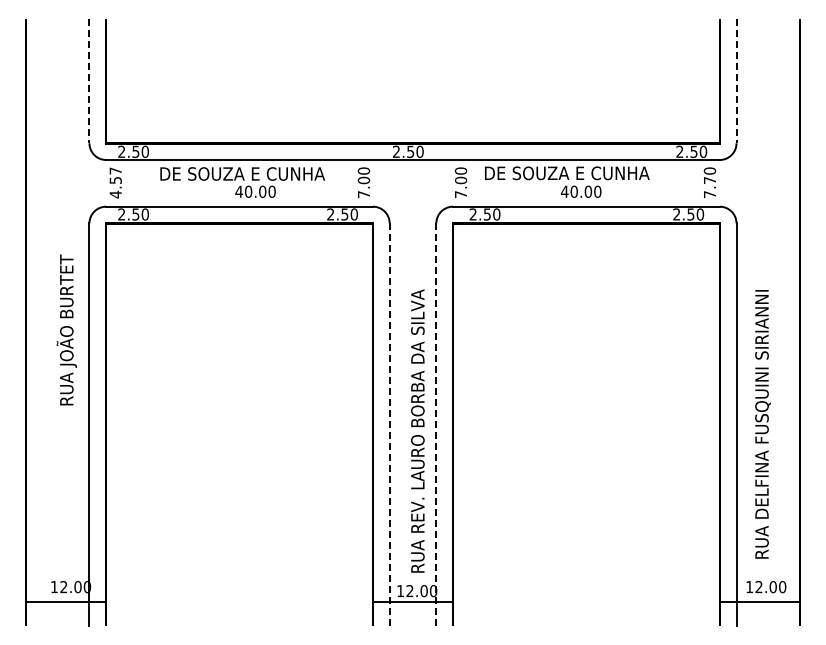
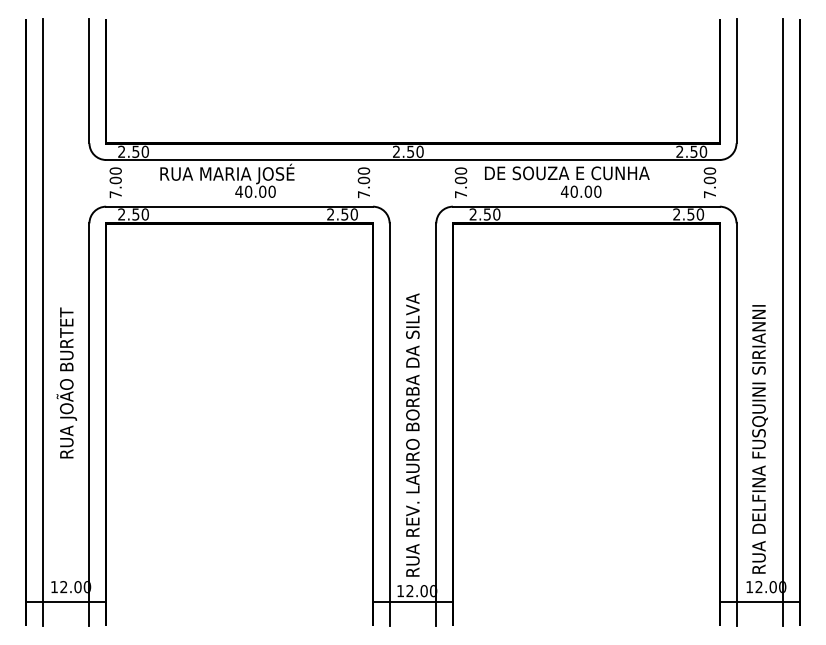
line: dashed -> solid (89, 81)
line: dashed -> solid (736, 81)
text: DE SOUZA E CUNHA -> RUA MARIA JOSÉ (243, 173)
text: 7.70 -> 7.00 (709, 180)
text: 4.57 -> 7.00 (115, 182)
line: none -> present (42, 322)
line: none -> present (783, 322)
text position: (66, 329) -> (66, 382) (66, 382)
text position: (762, 424) -> (759, 439) (759, 439)
line: dashed -> solid (389, 425)
line: dashed -> solid (436, 425)
text position: (417, 430) -> (412, 434) (412, 434)
